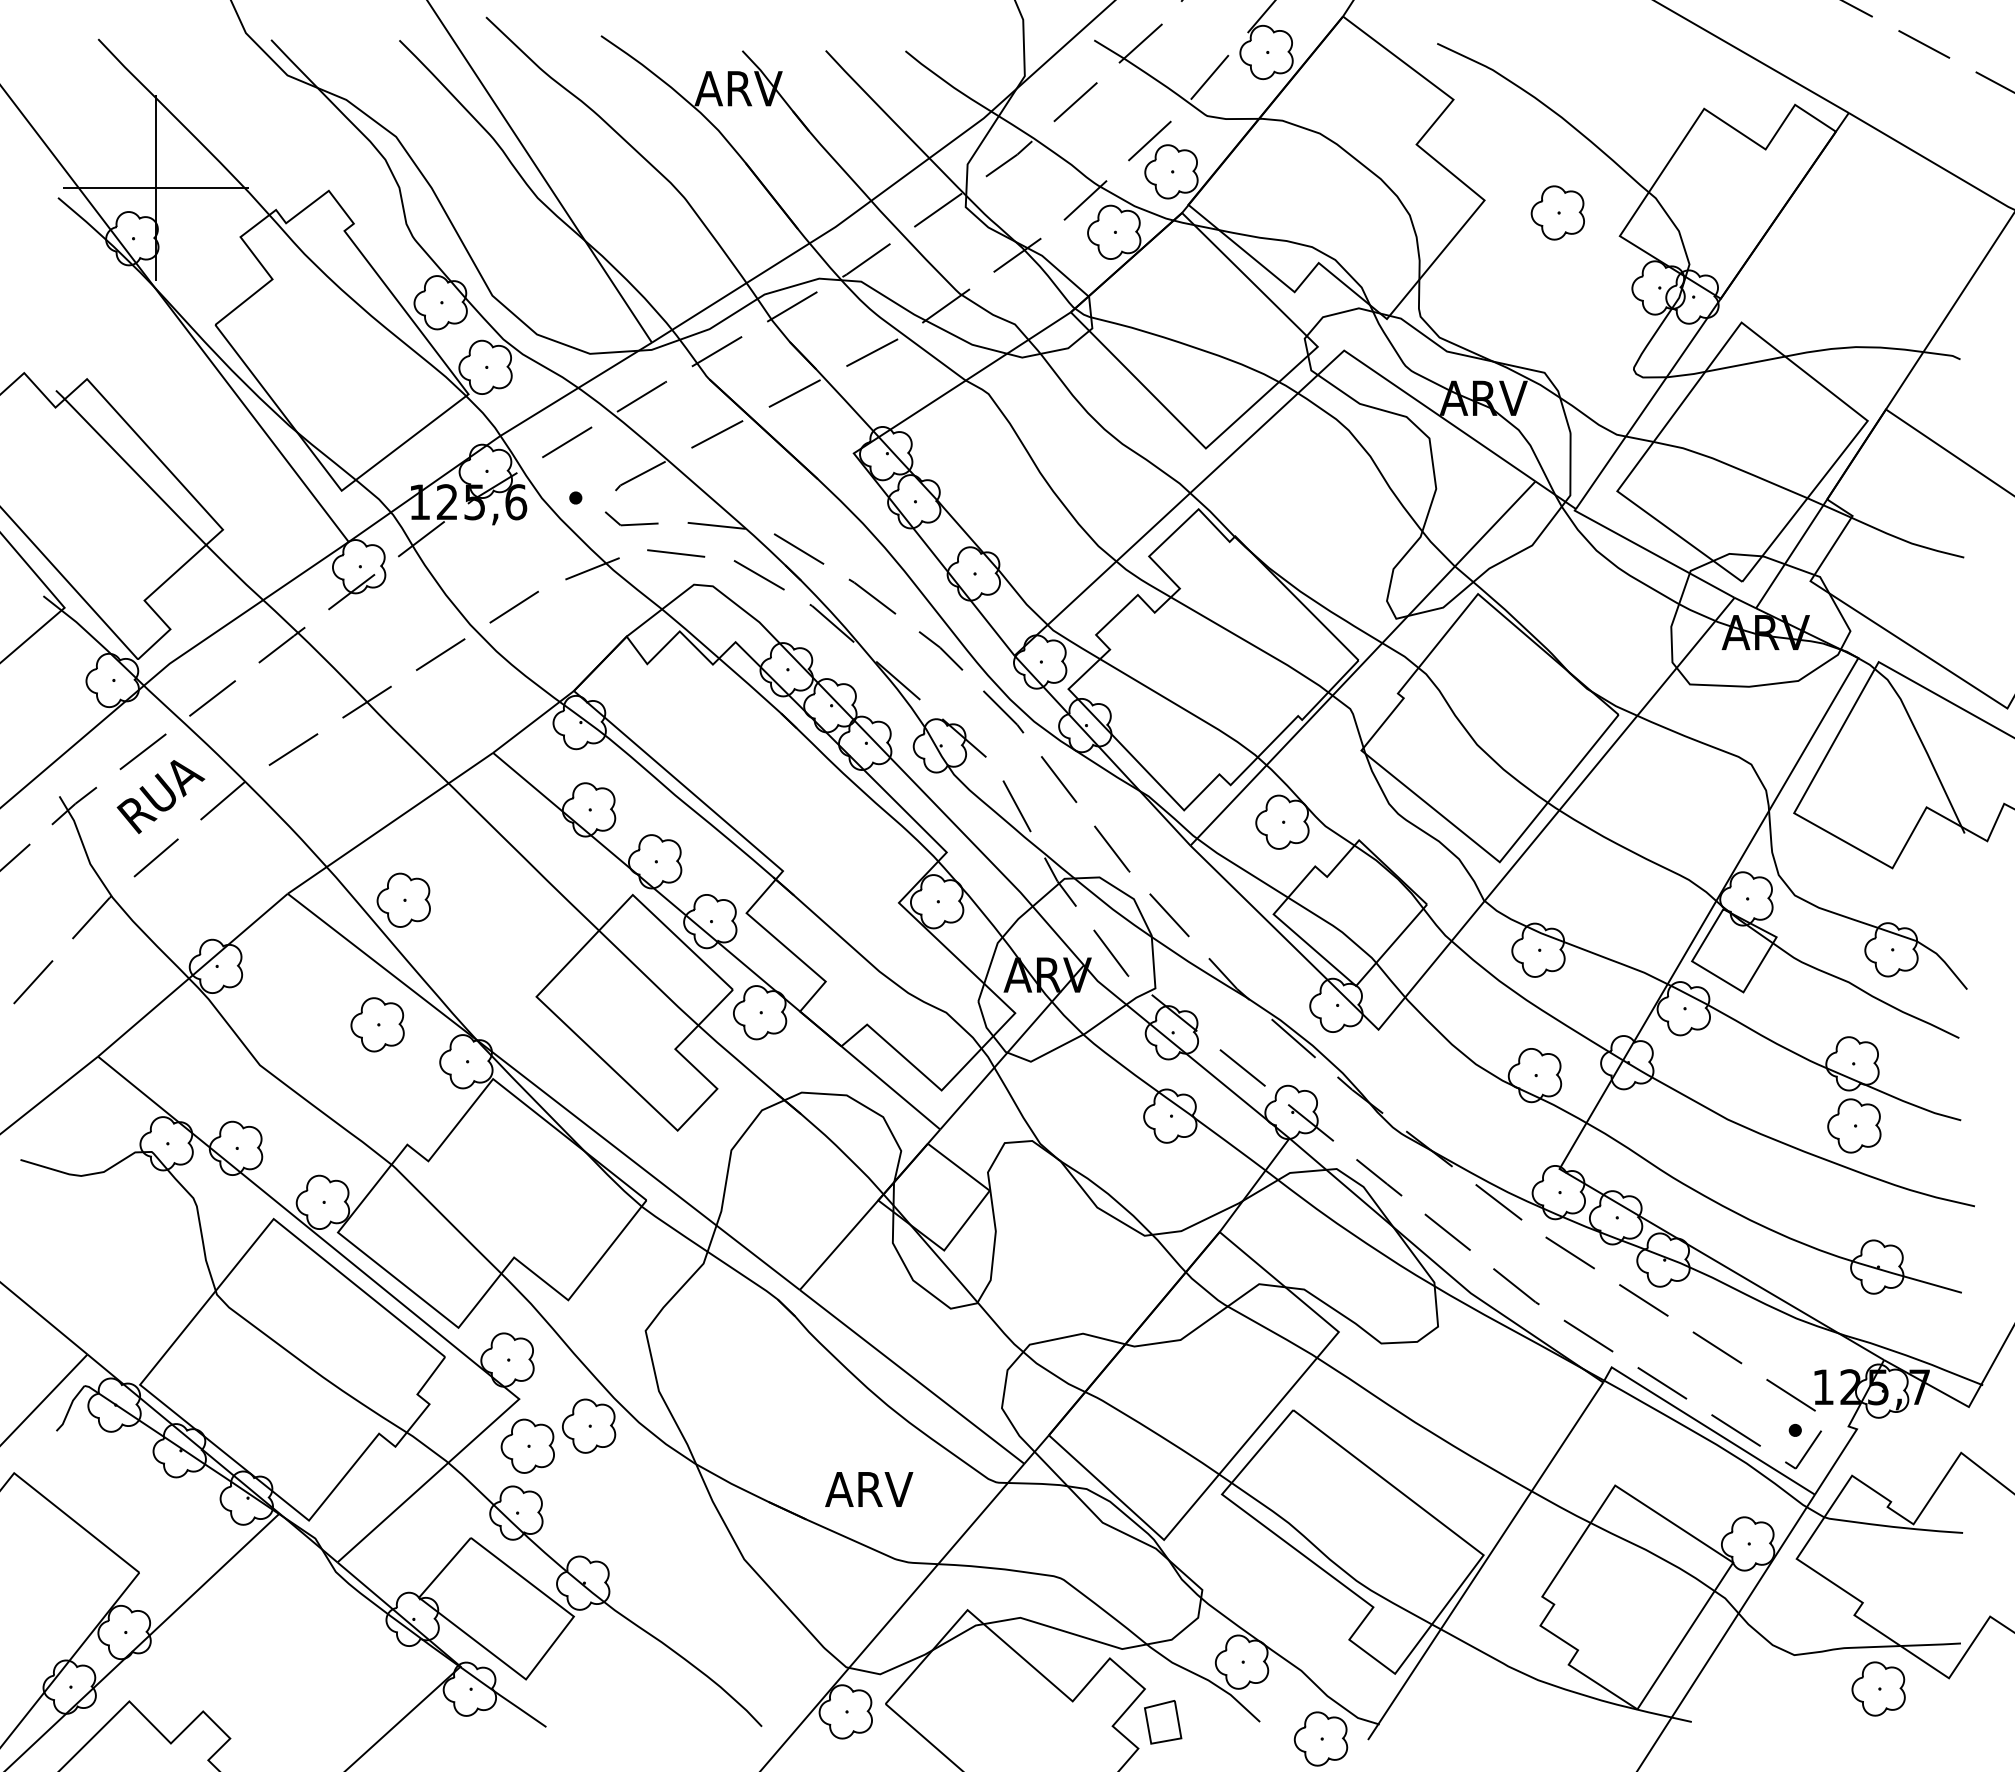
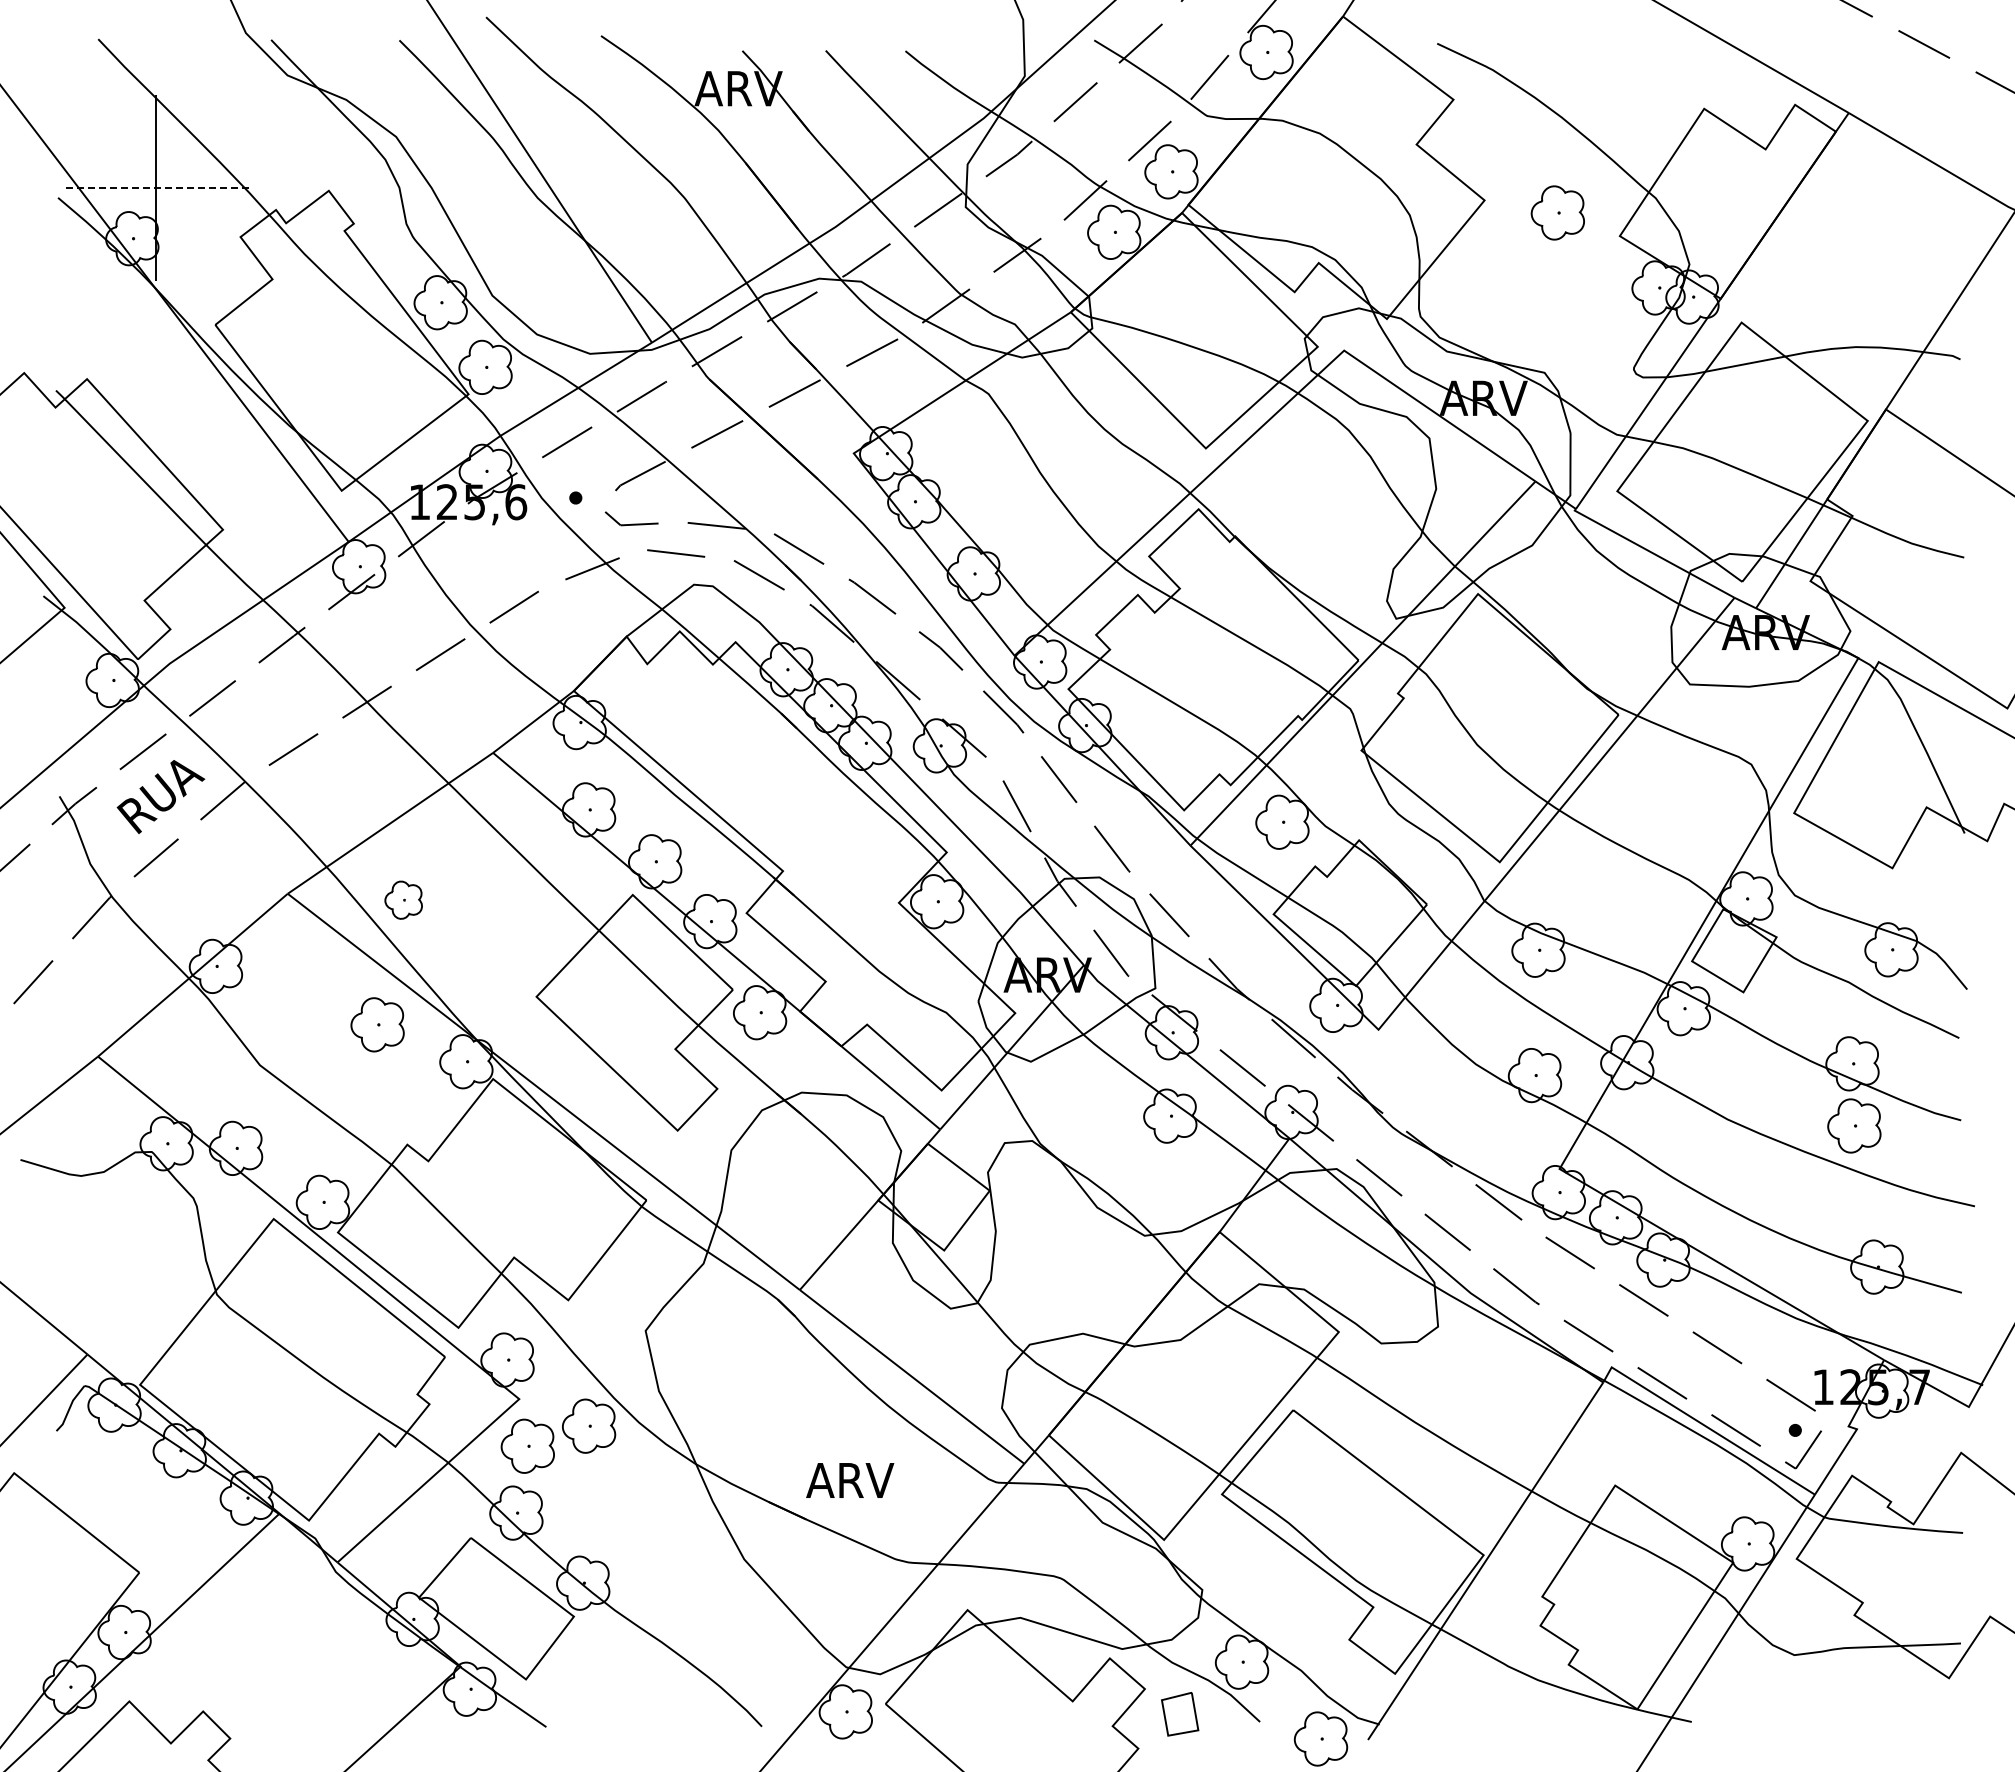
line: solid -> dashed (155, 188)
part size: 55x56 px -> 39x40 px (403, 899)
text position: (869, 1489) -> (850, 1480) (850, 1480)
part: present -> none (1878, 1688)
part position: (1163, 1722) -> (1180, 1714) (1180, 1714)
